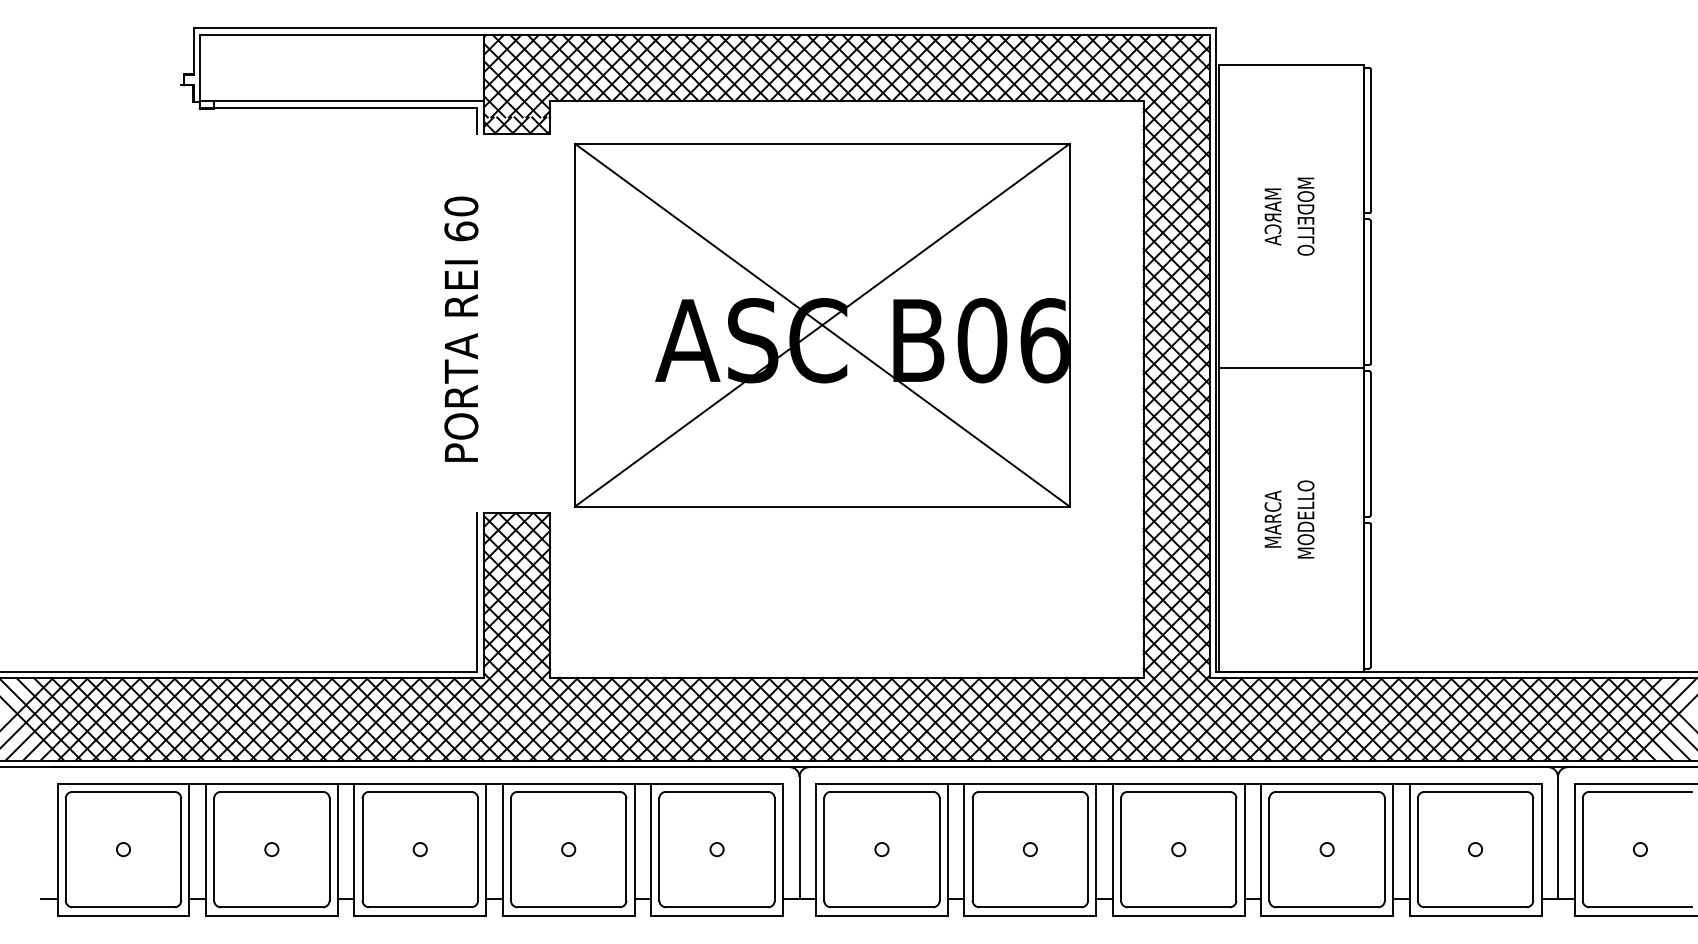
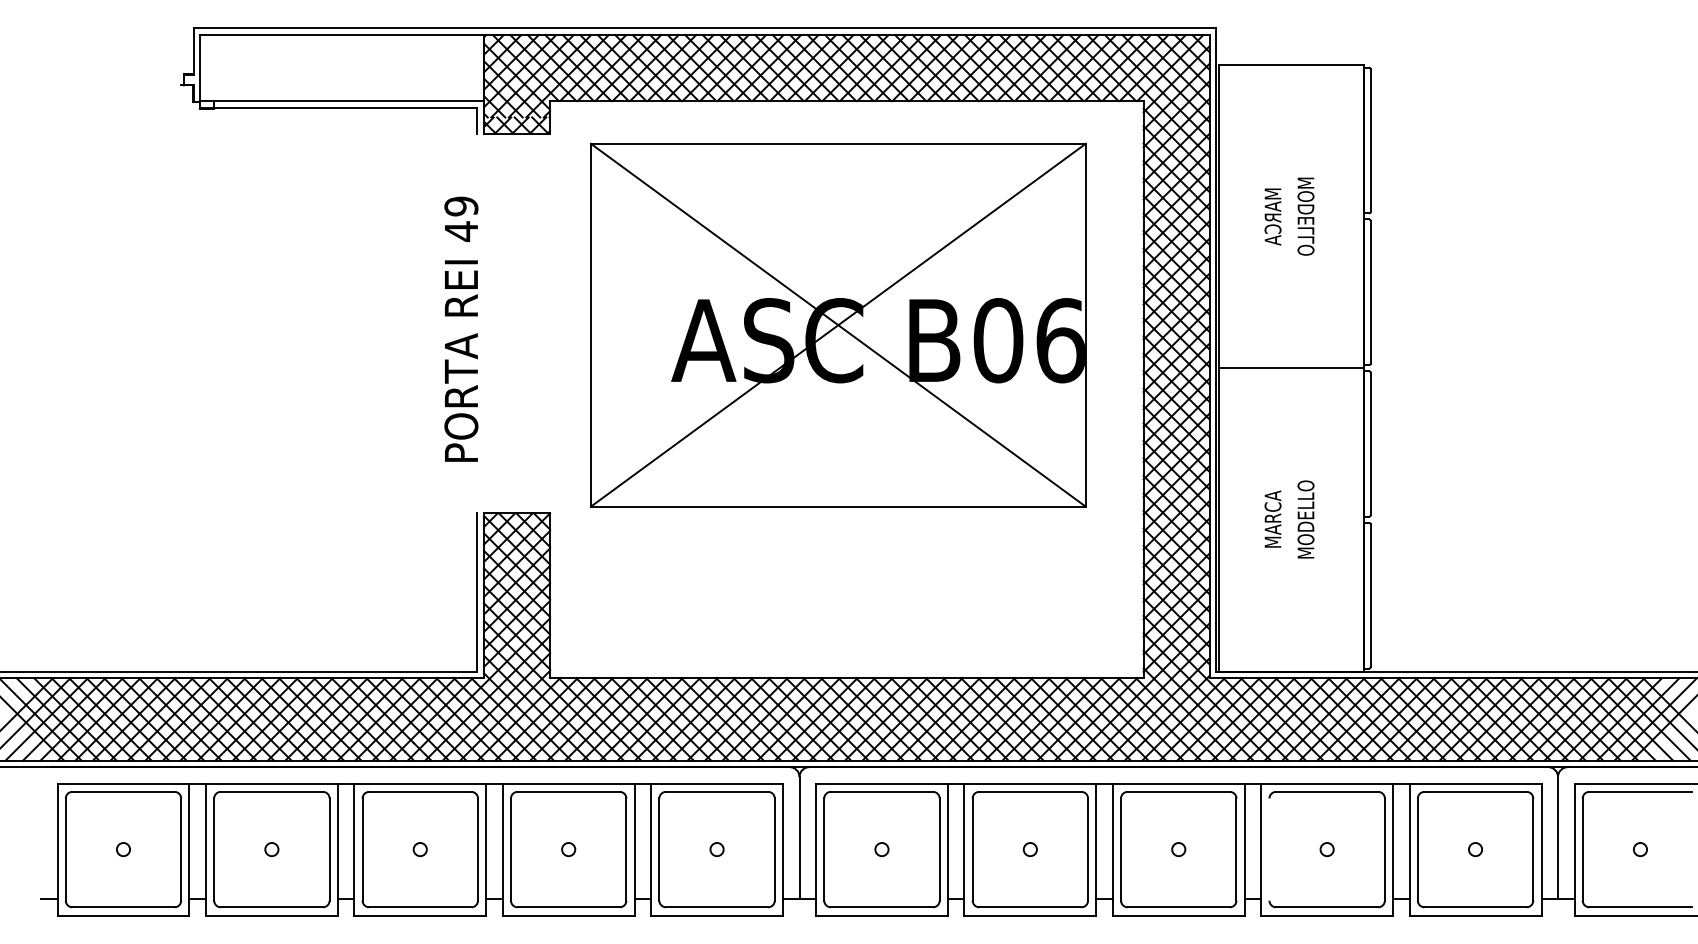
text: 60 -> 49 (461, 218)
part position: (822, 324) -> (838, 324) (838, 324)
line: present -> none (1269, 849)
